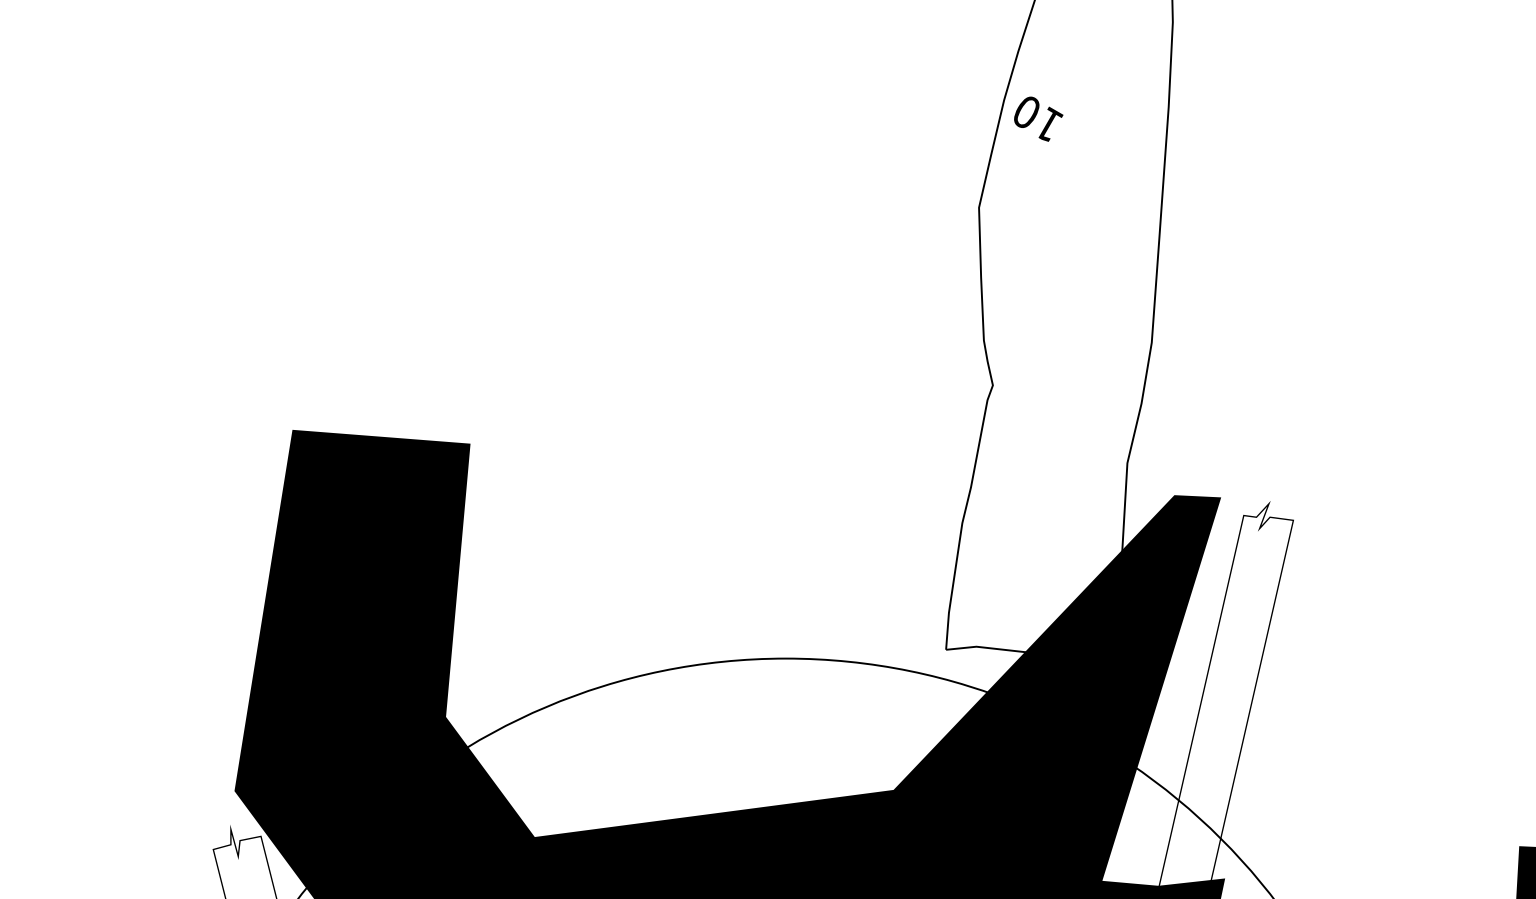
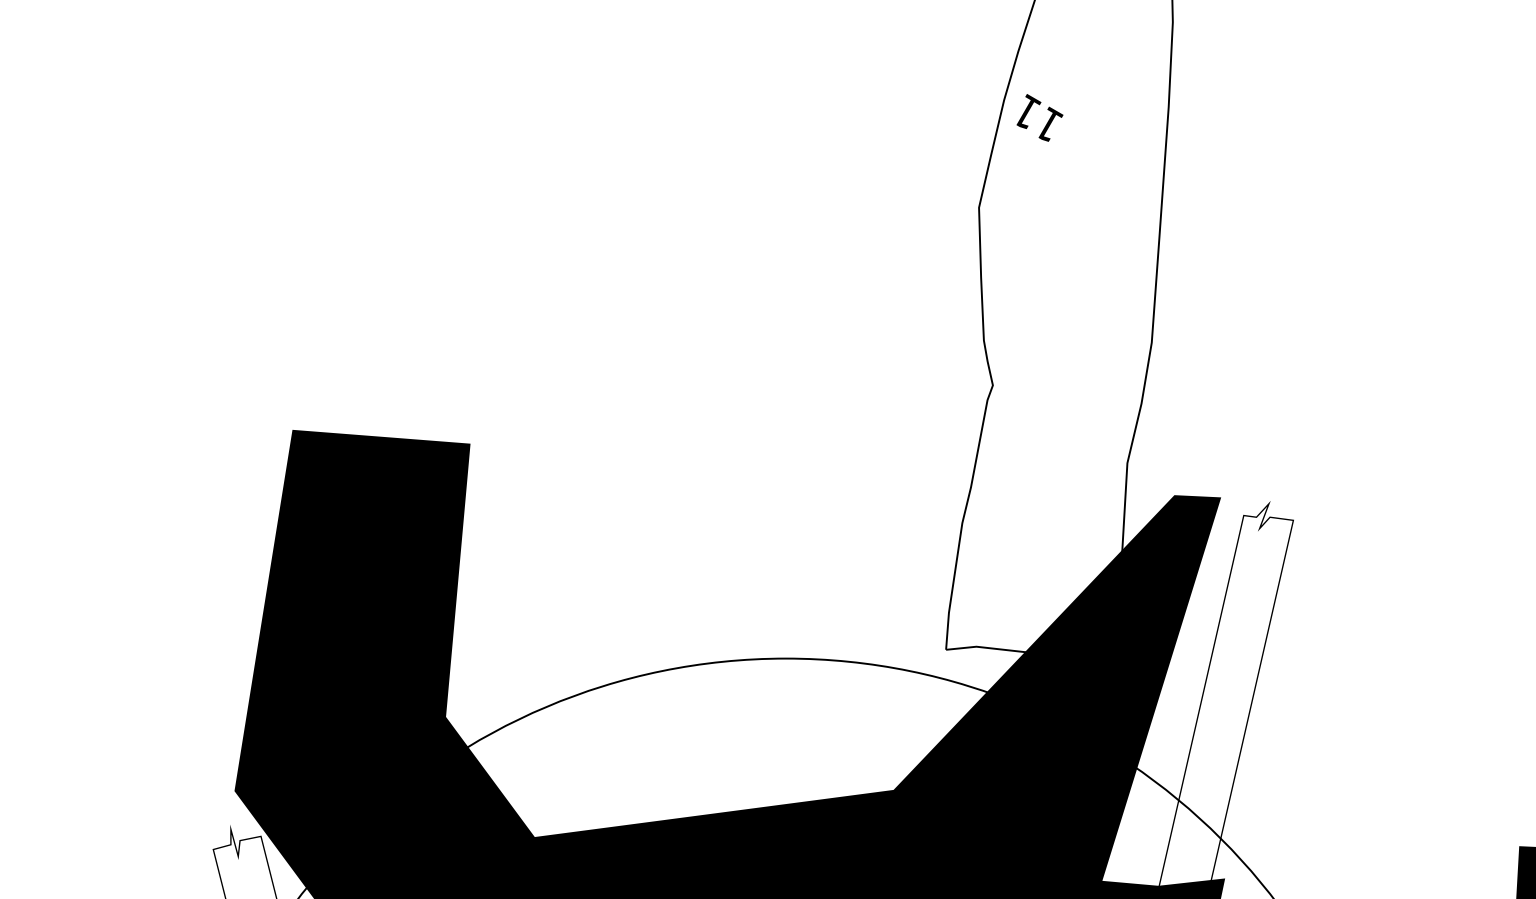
text: 10 -> 11 (1027, 111)
